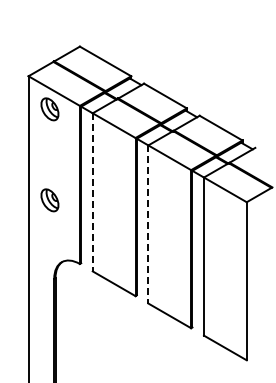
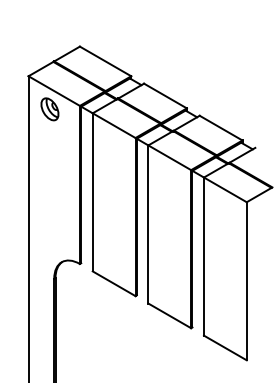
line: dashed -> solid (92, 192)
part: present -> none (49, 200)
line: dashed -> solid (148, 224)
